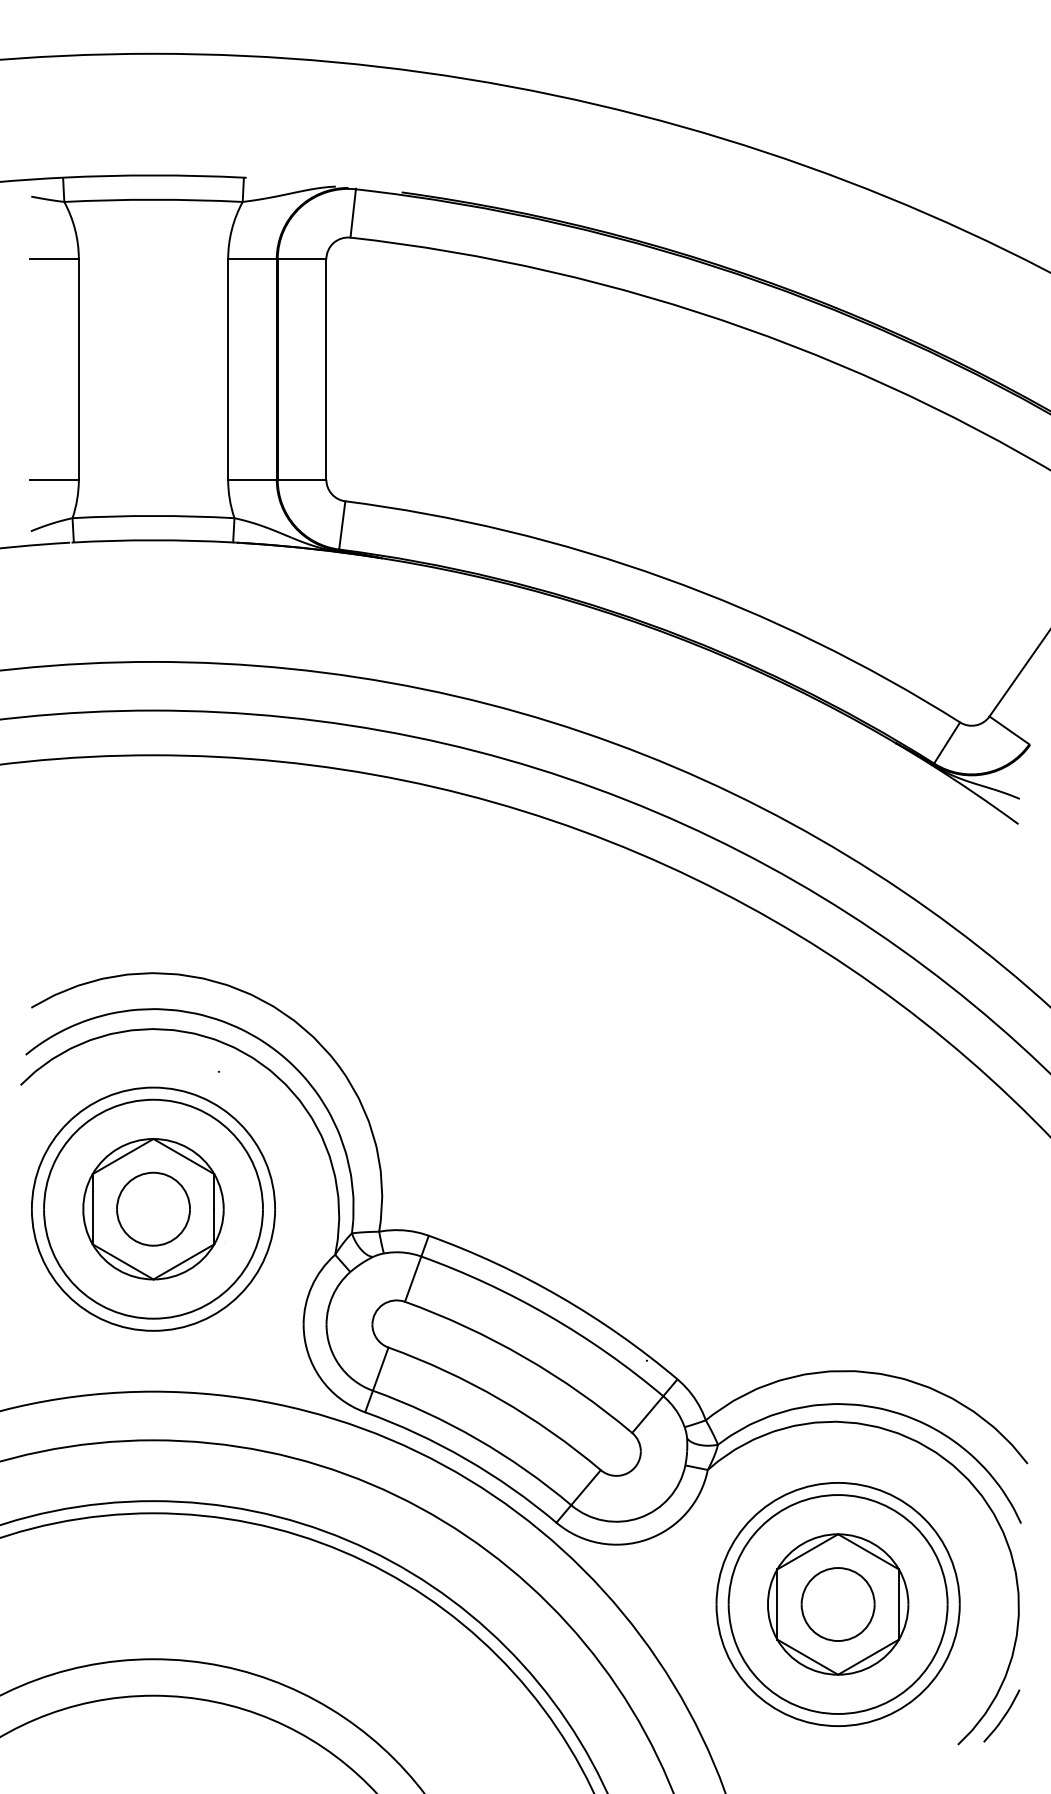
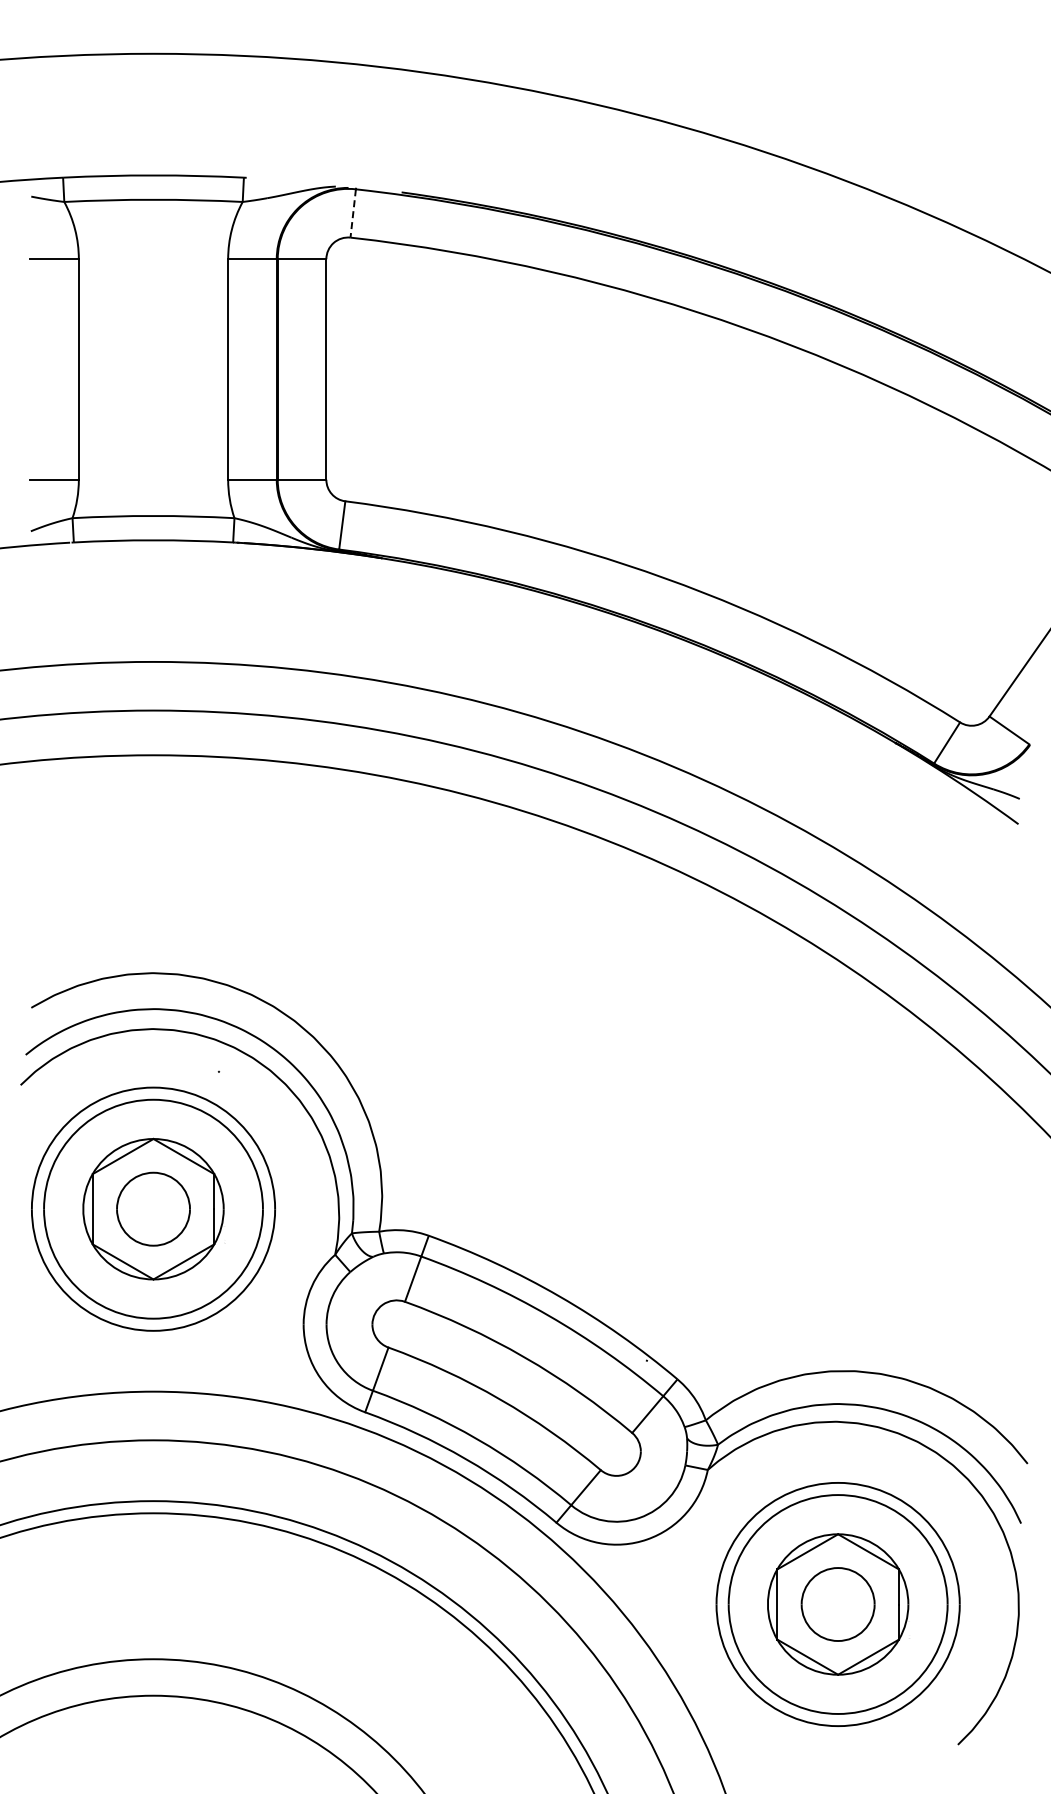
line: solid -> dashed (353, 213)
curve: present -> none (1003, 1715)
